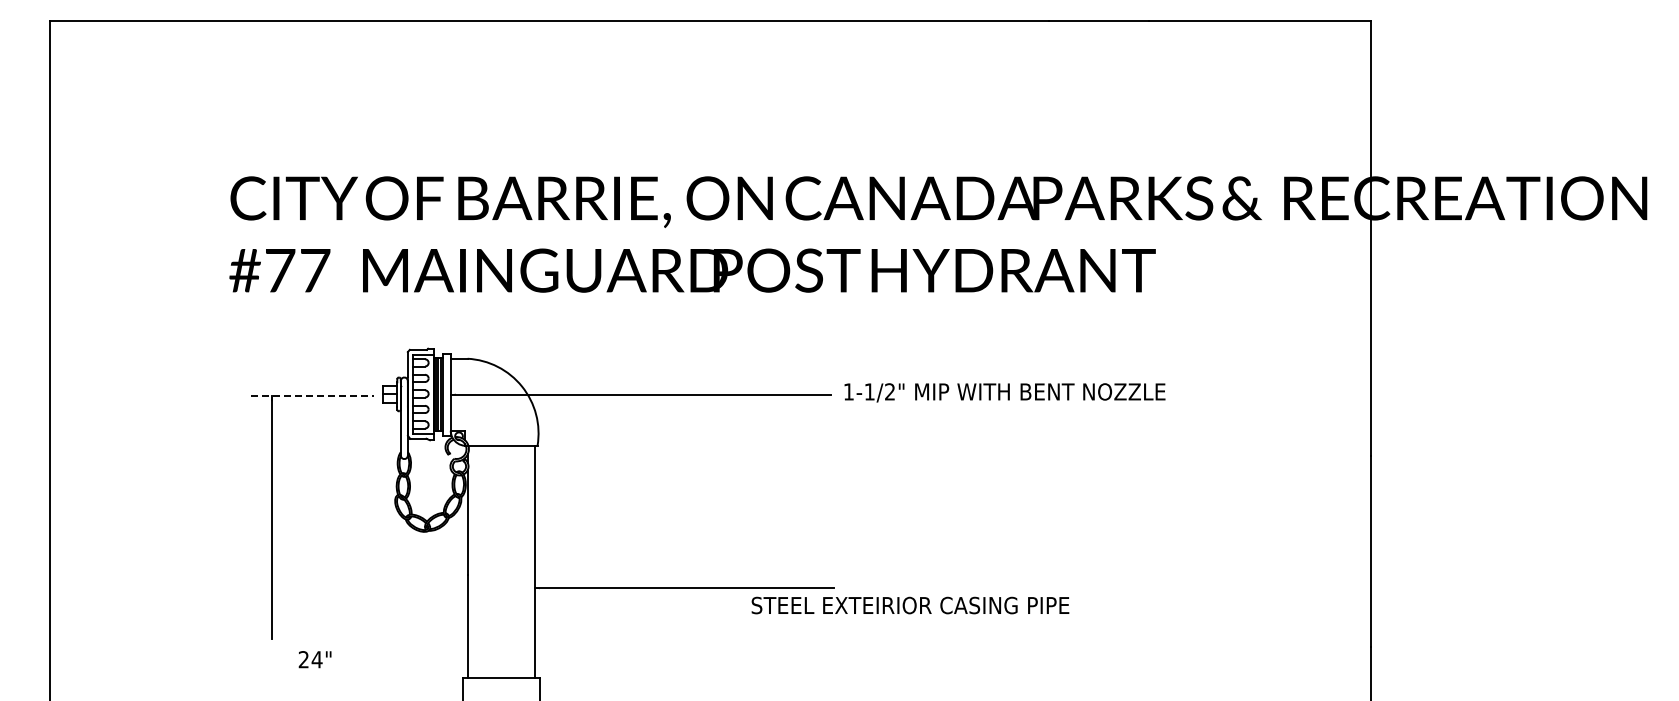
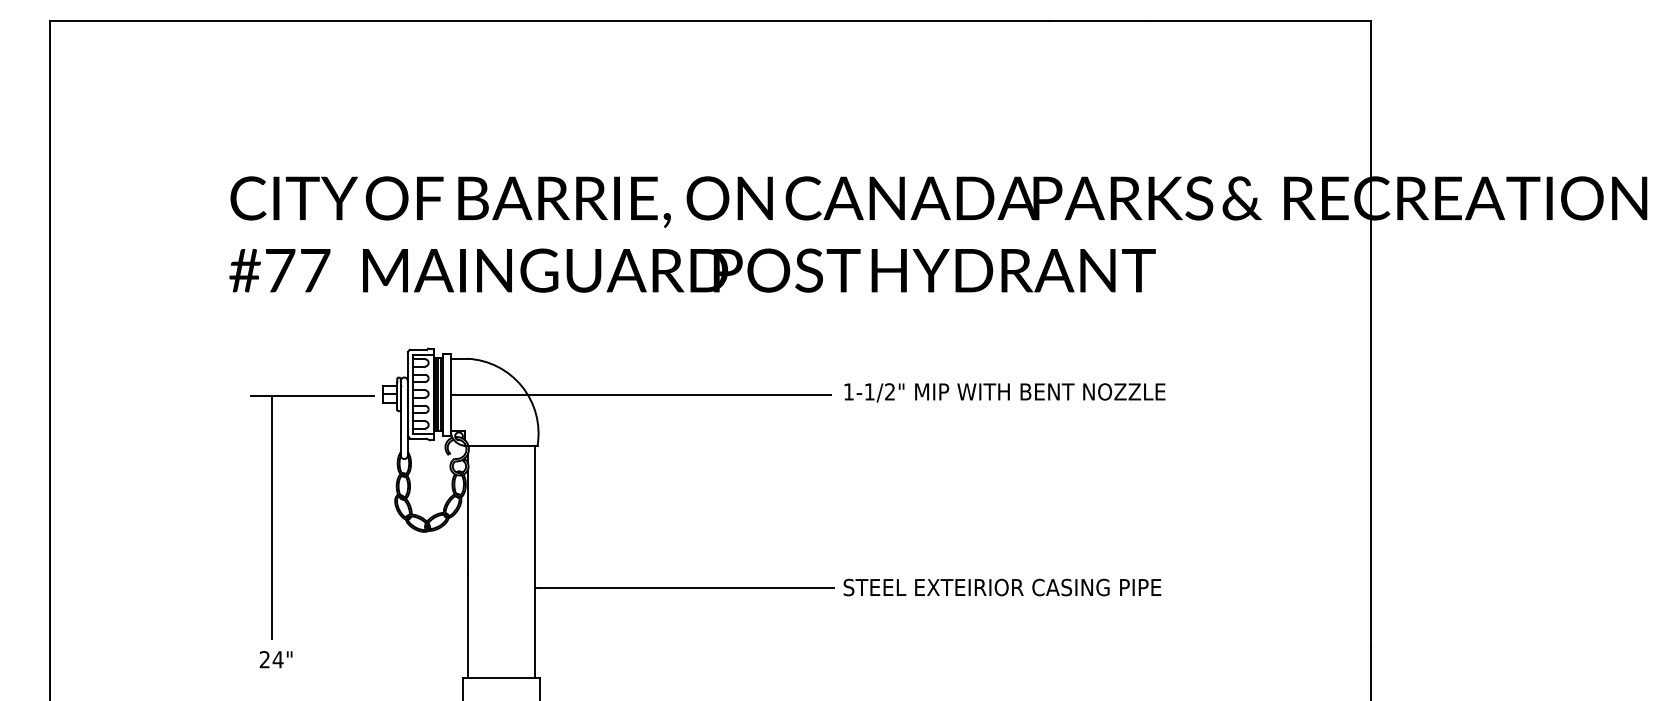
line: dashed -> solid (312, 396)
text position: (910, 605) -> (1002, 587) (1002, 587)
text position: (314, 659) -> (275, 659) (275, 659)
